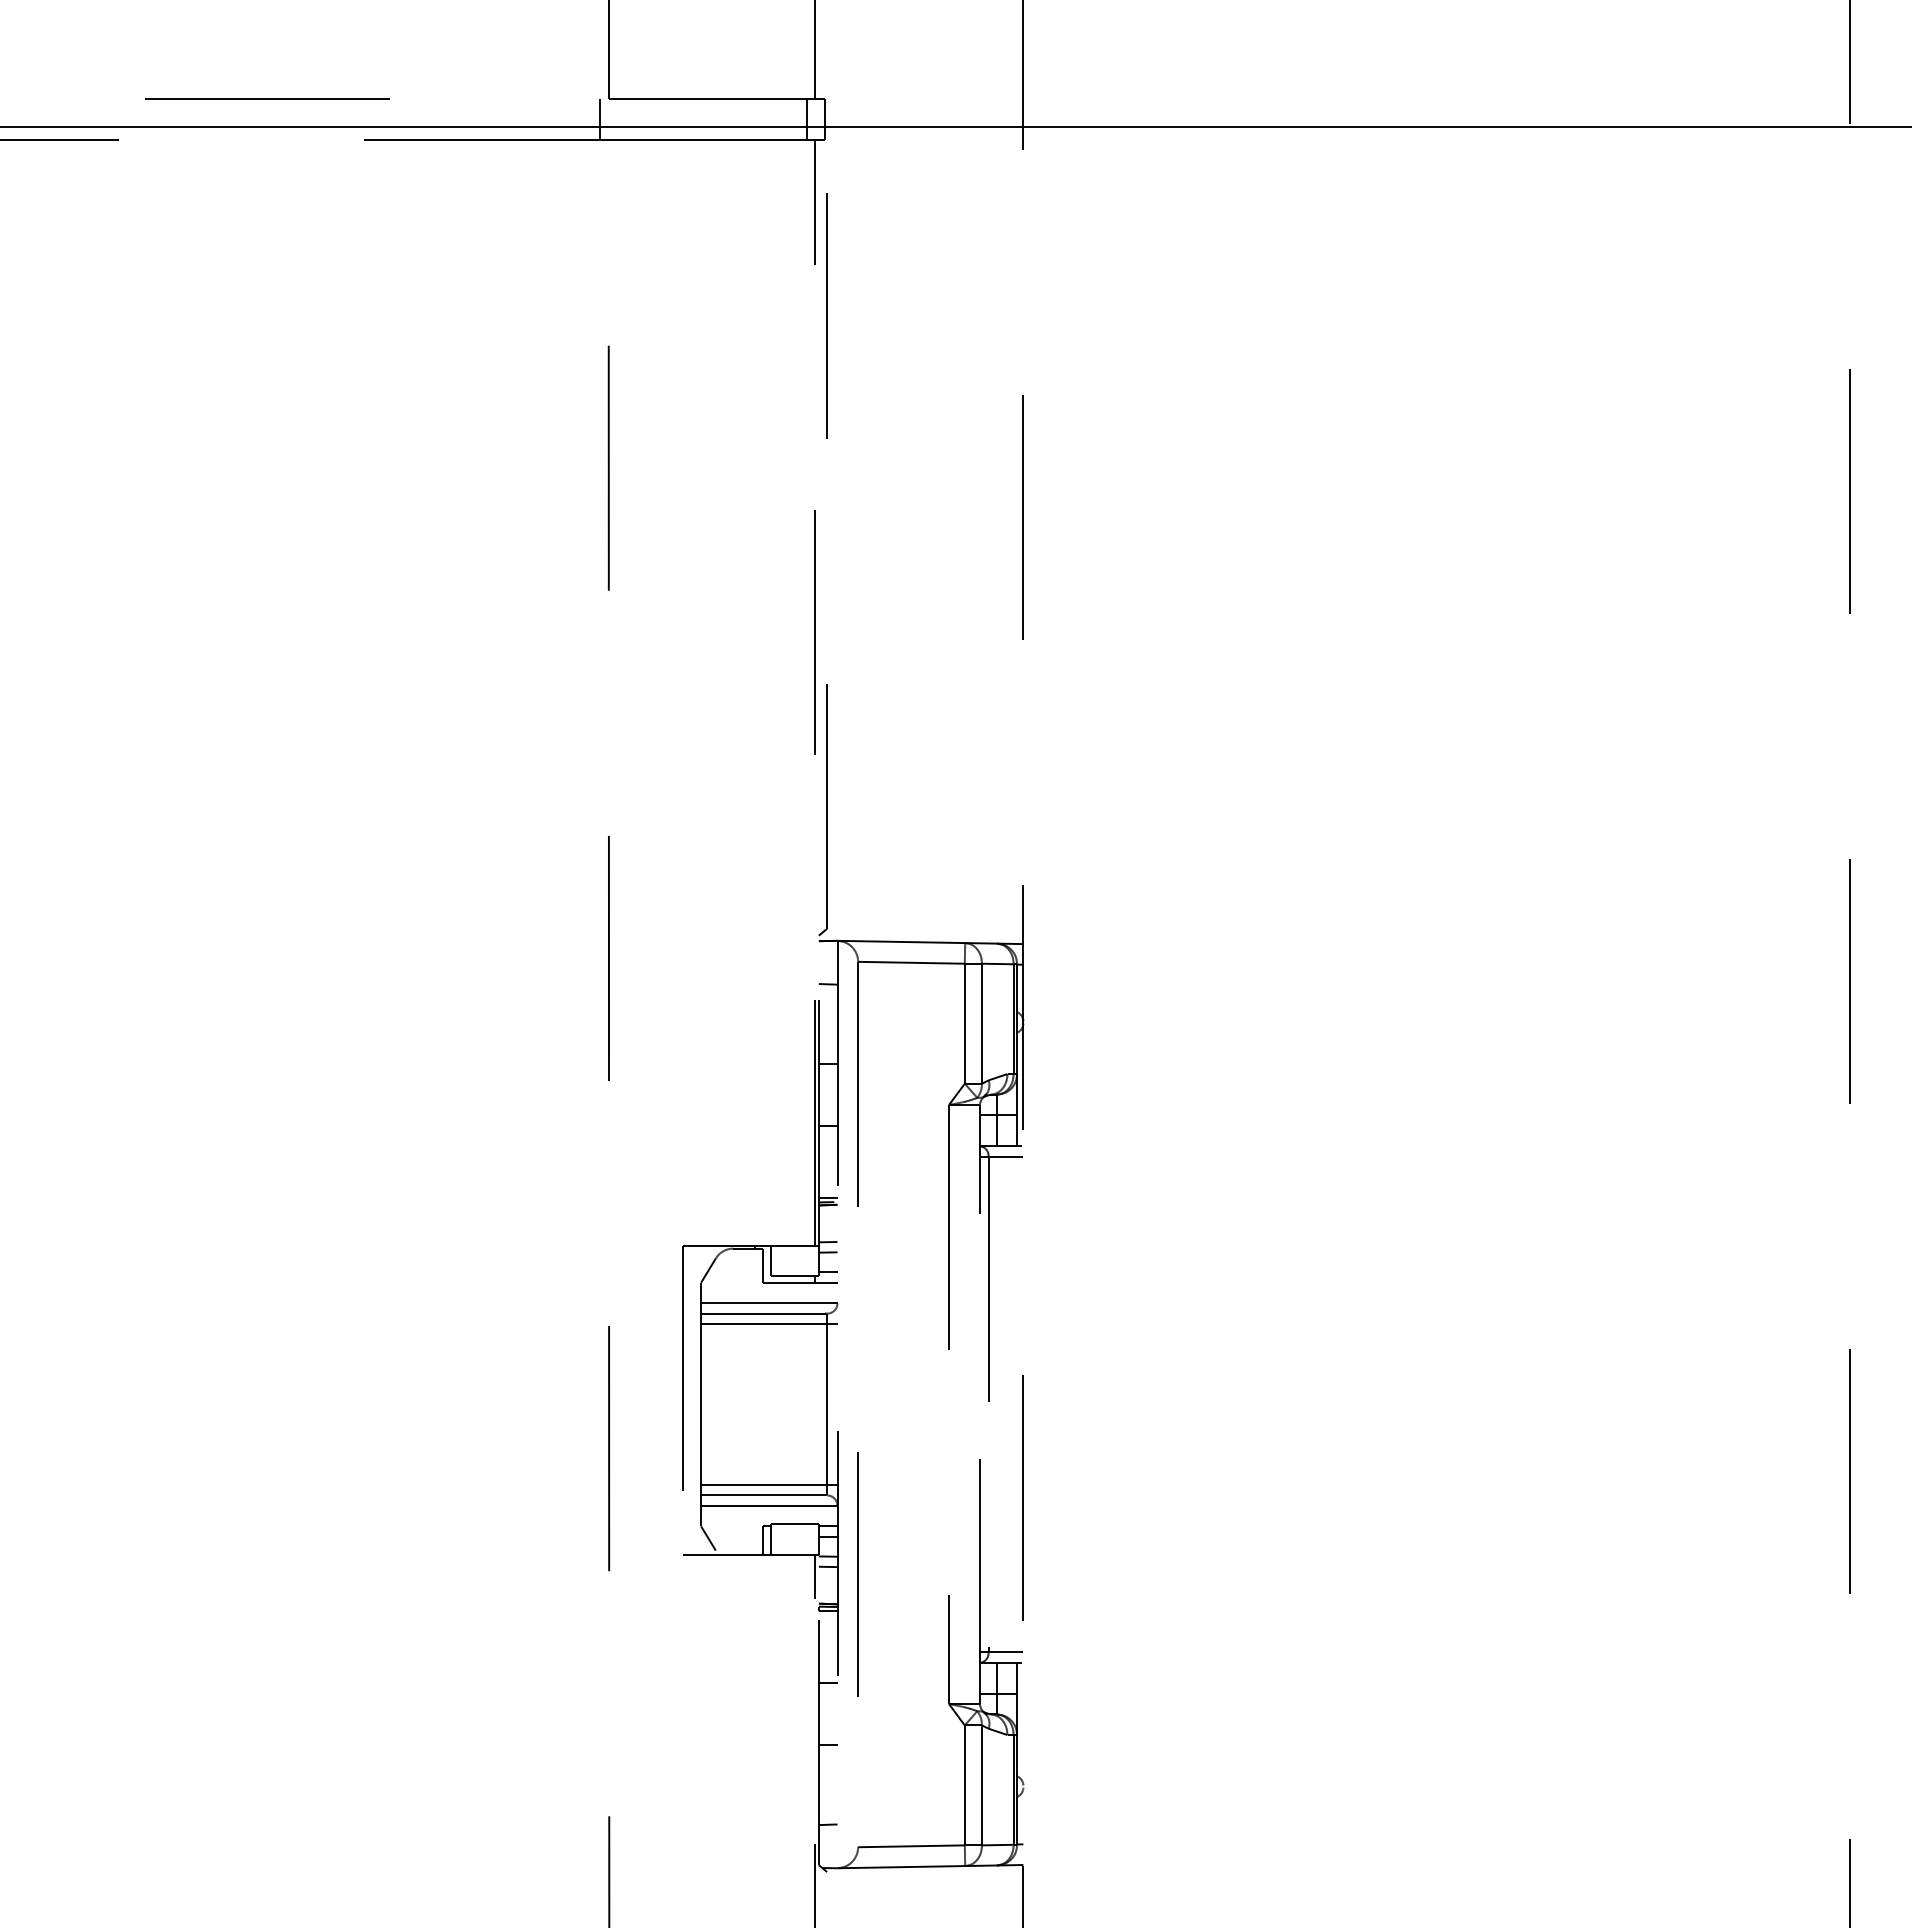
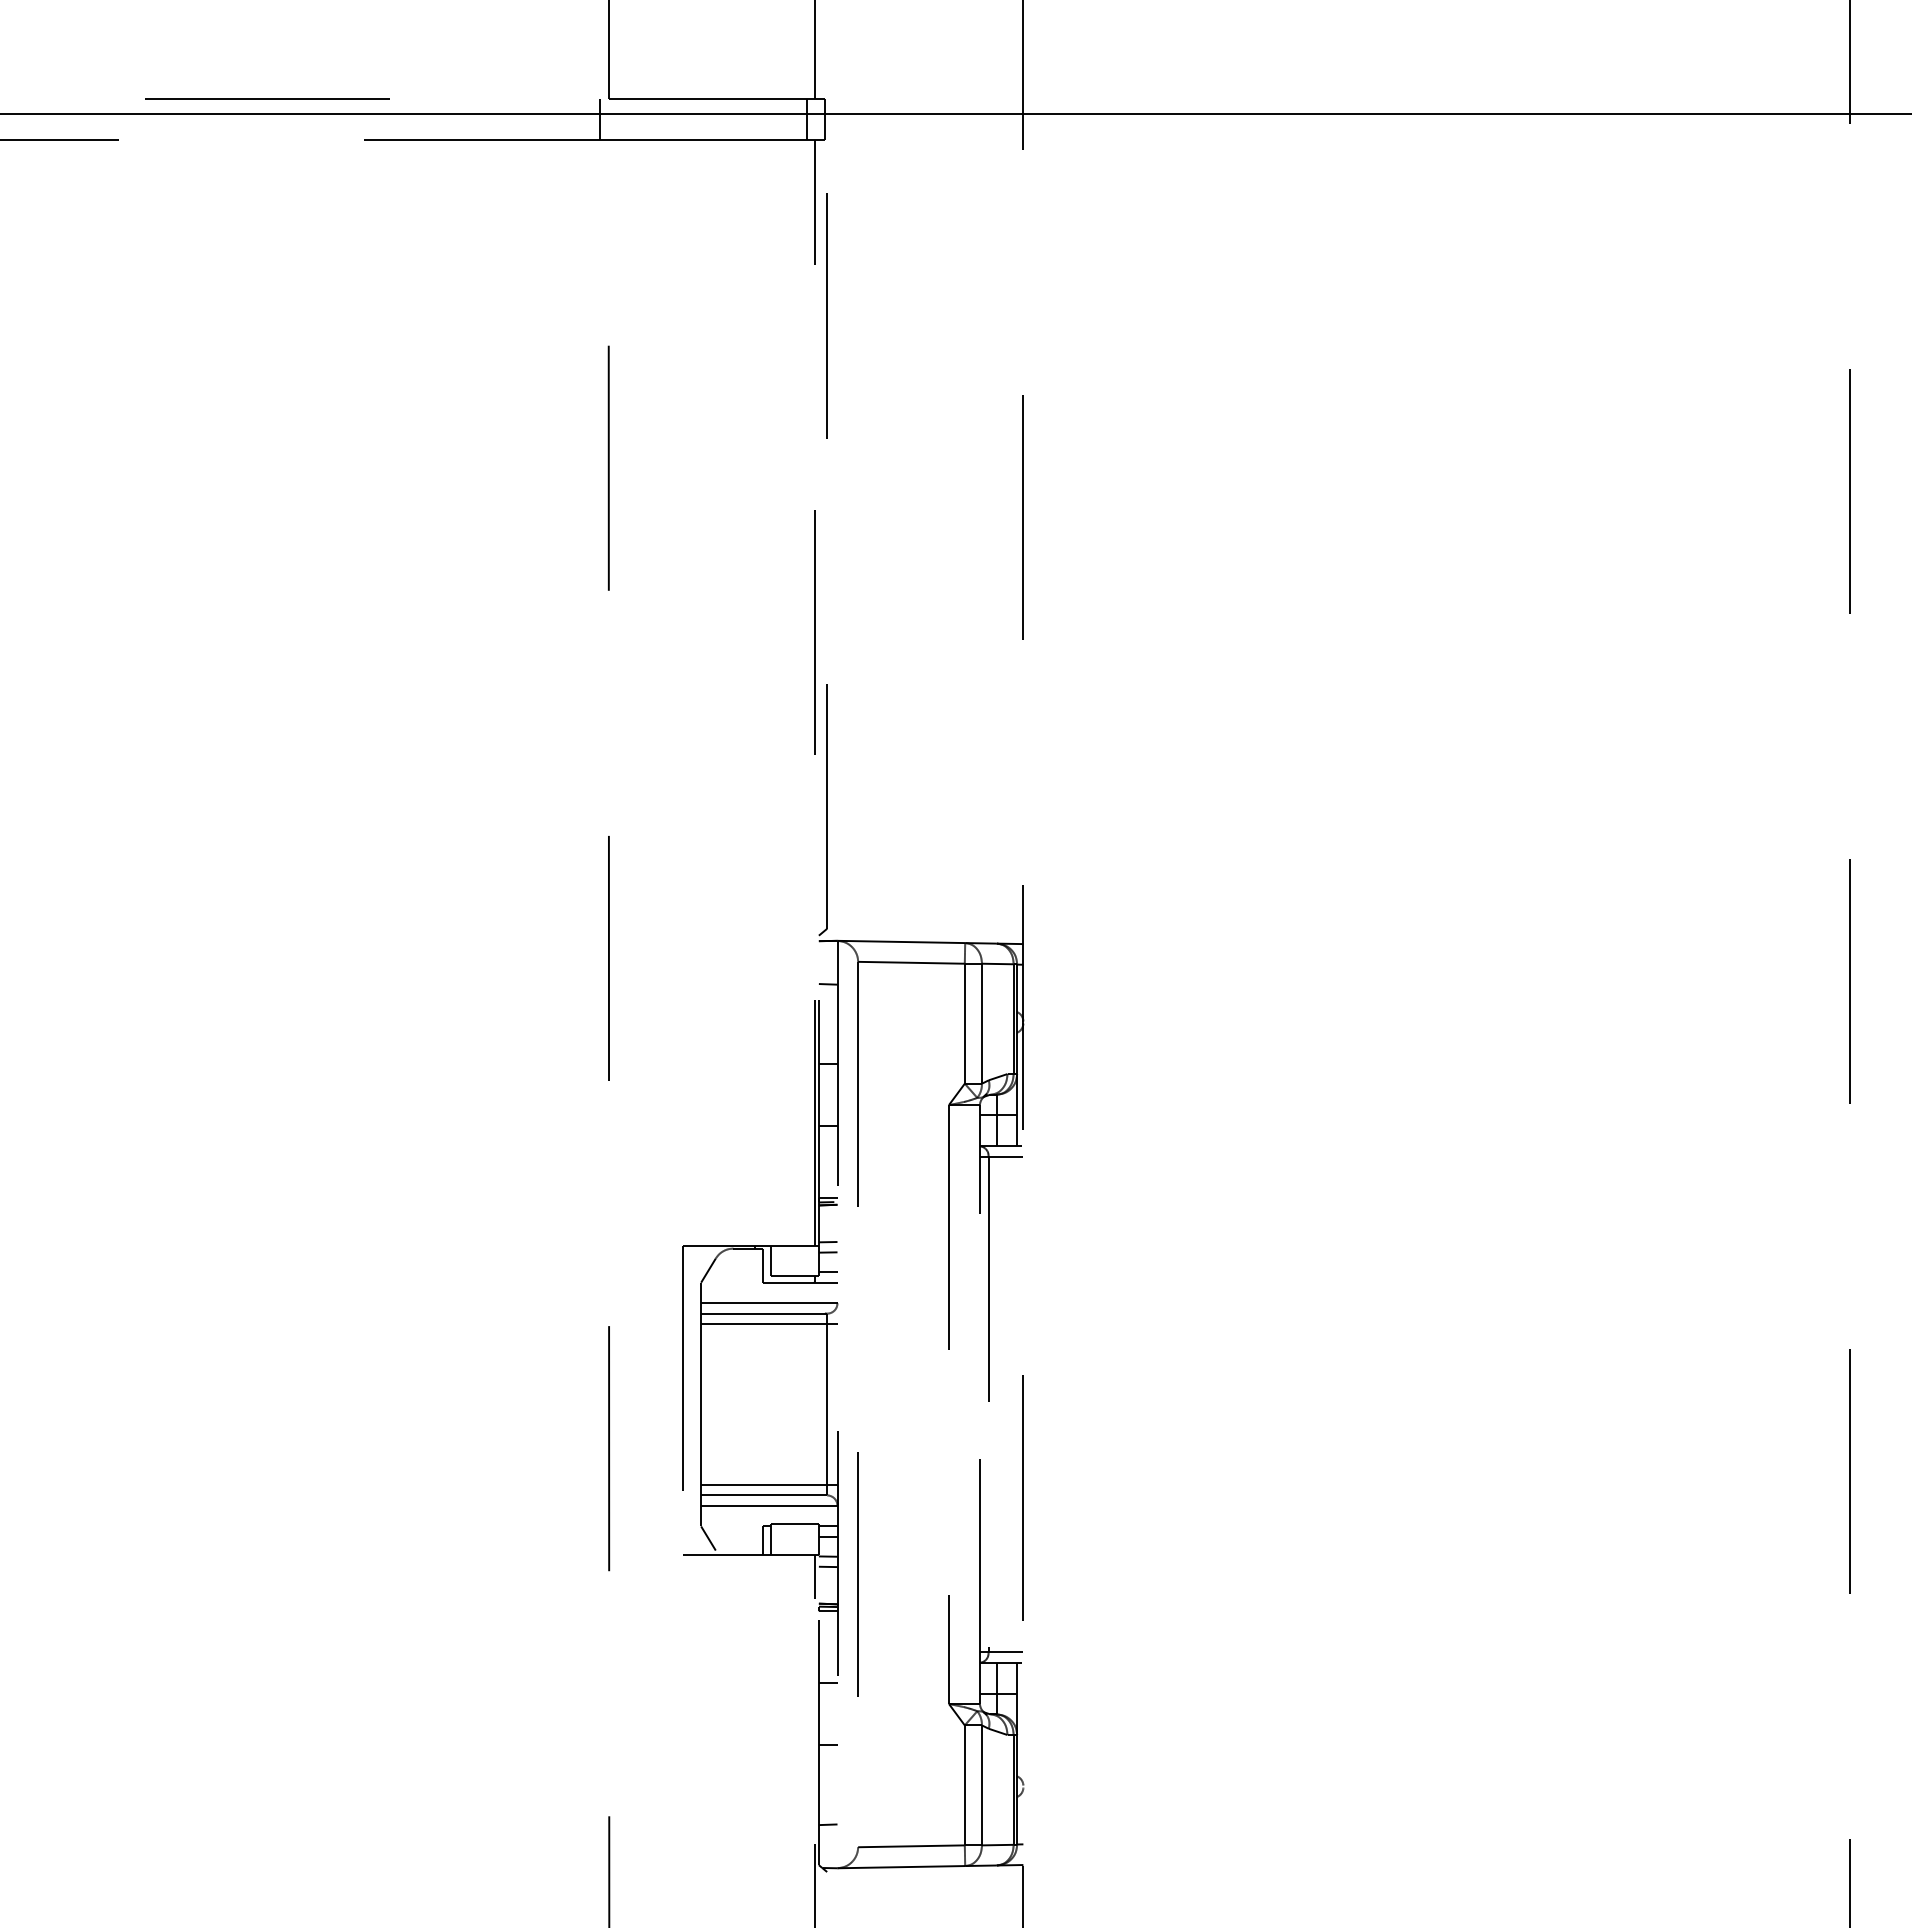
line position: (955, 126) -> (955, 113) (955, 113)
